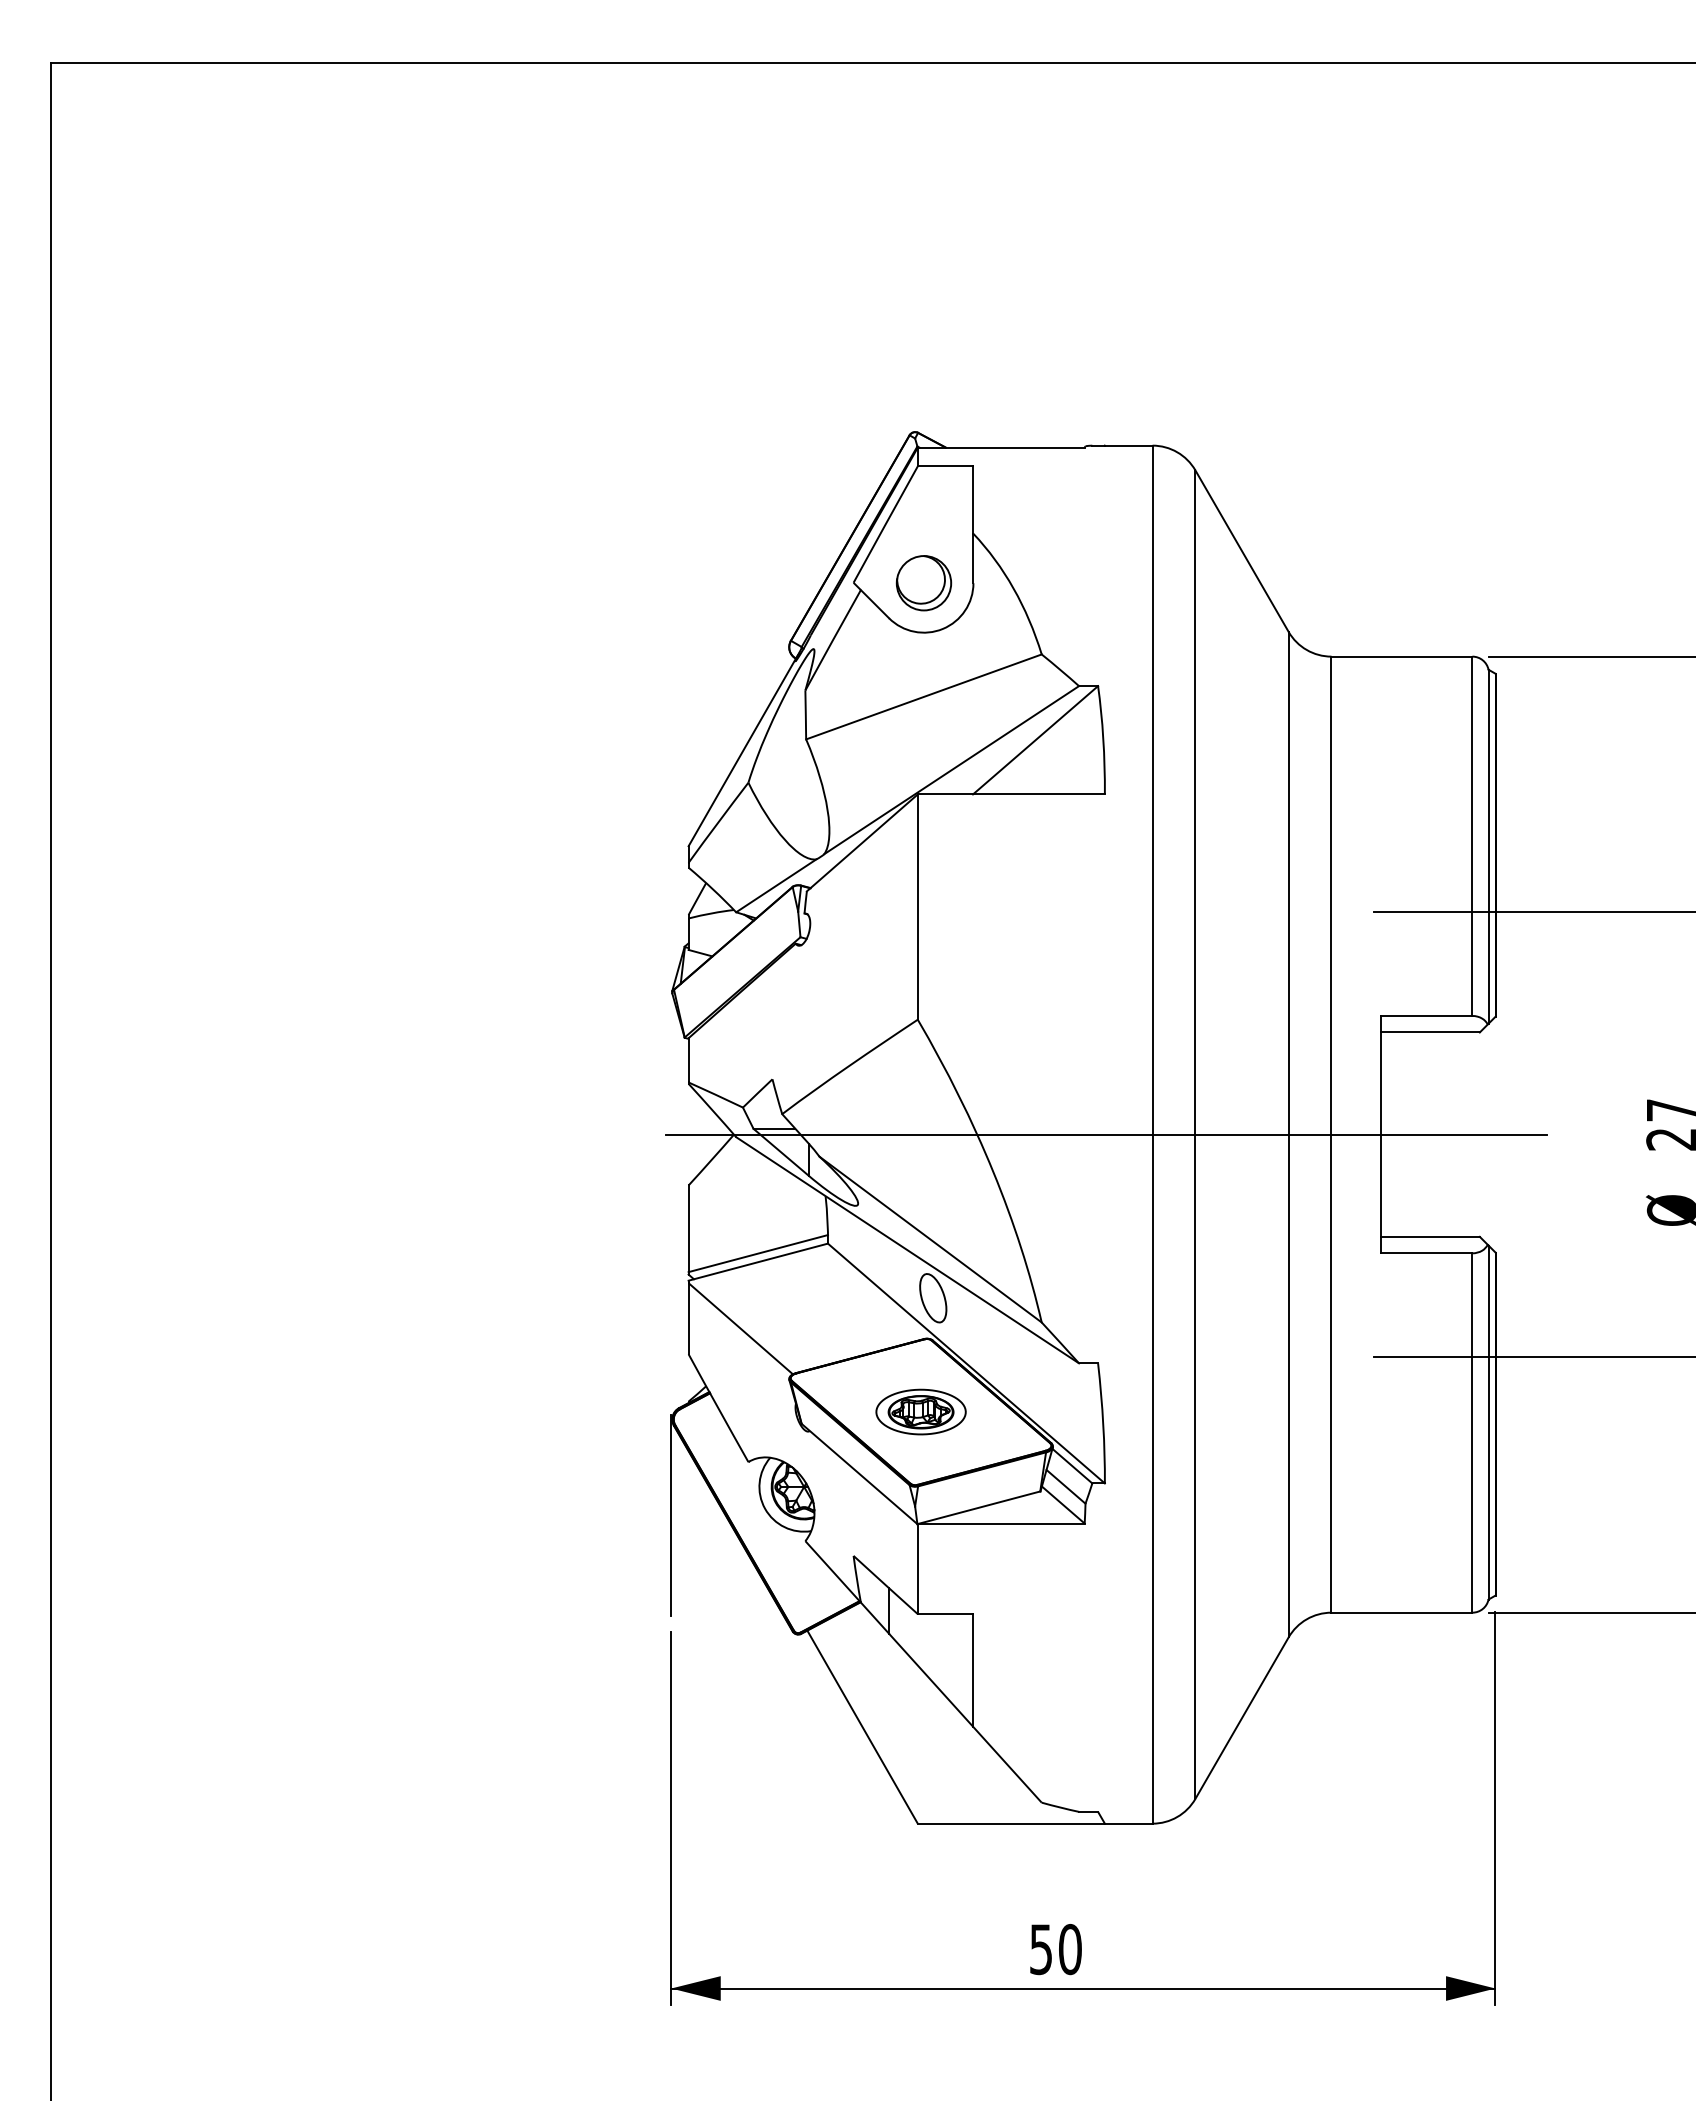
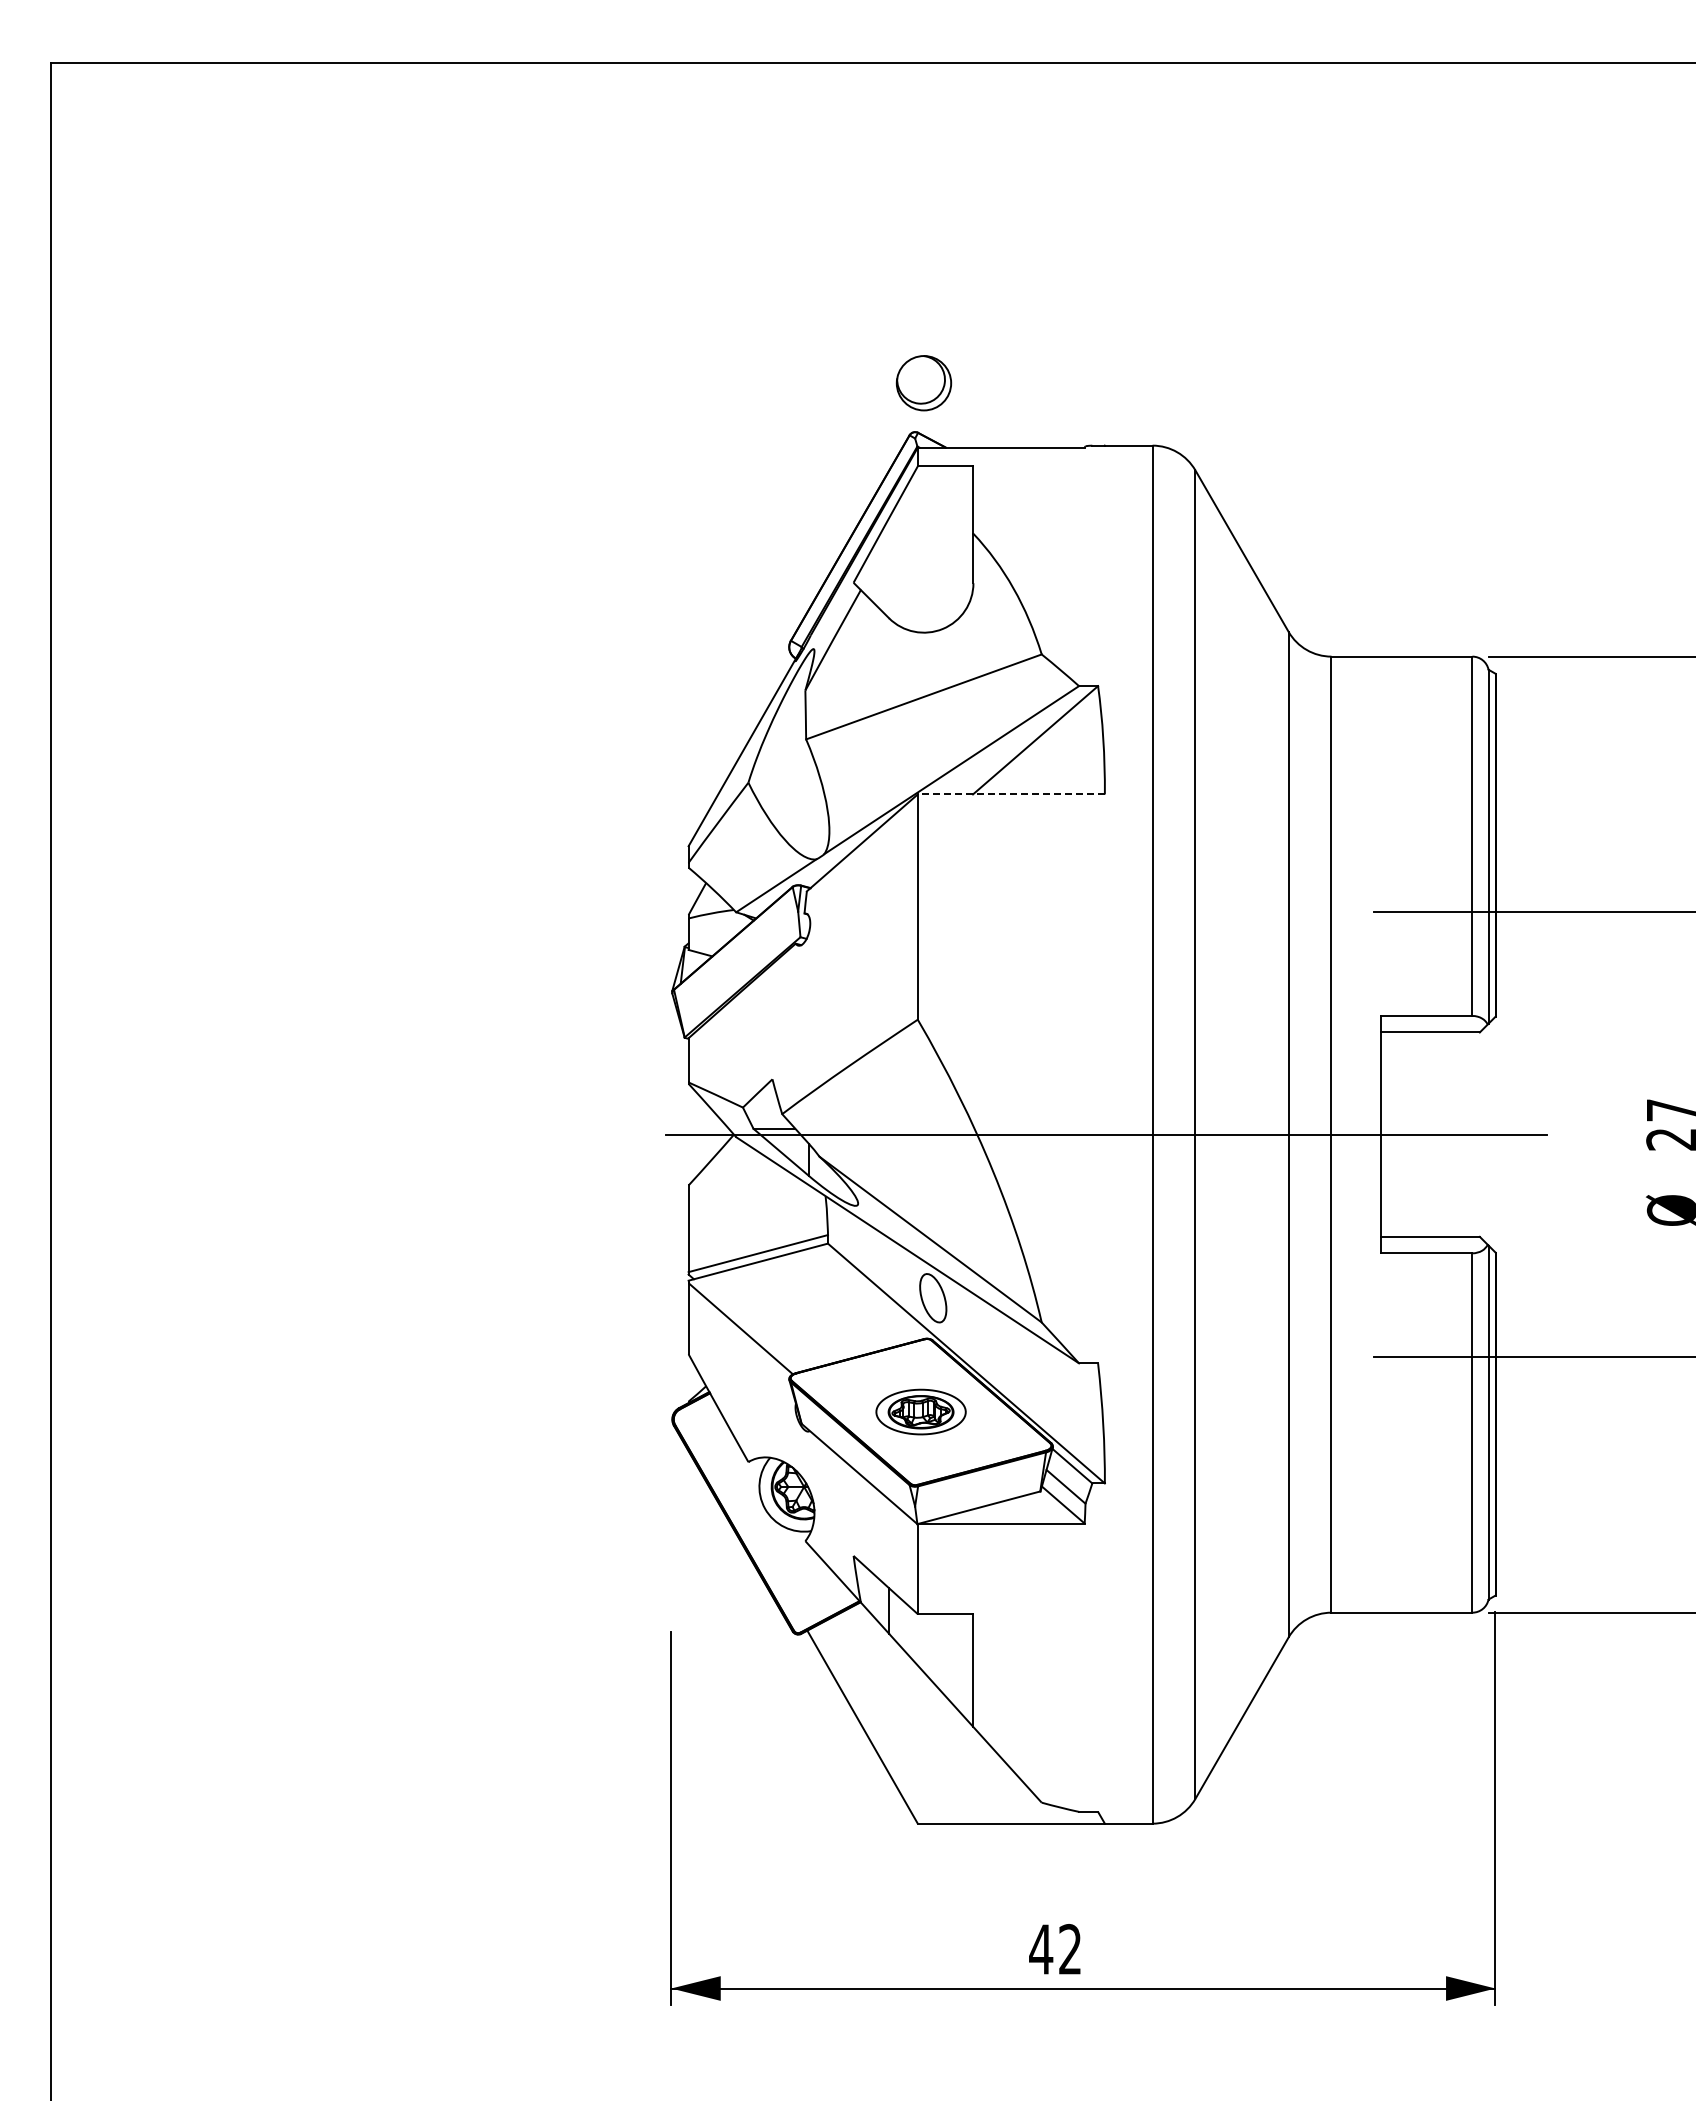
part position: (923, 583) -> (923, 383) (923, 383)
line: solid -> dashed (1011, 794)
line: present -> none (671, 1514)
text: 50 -> 42 (1055, 1949)
